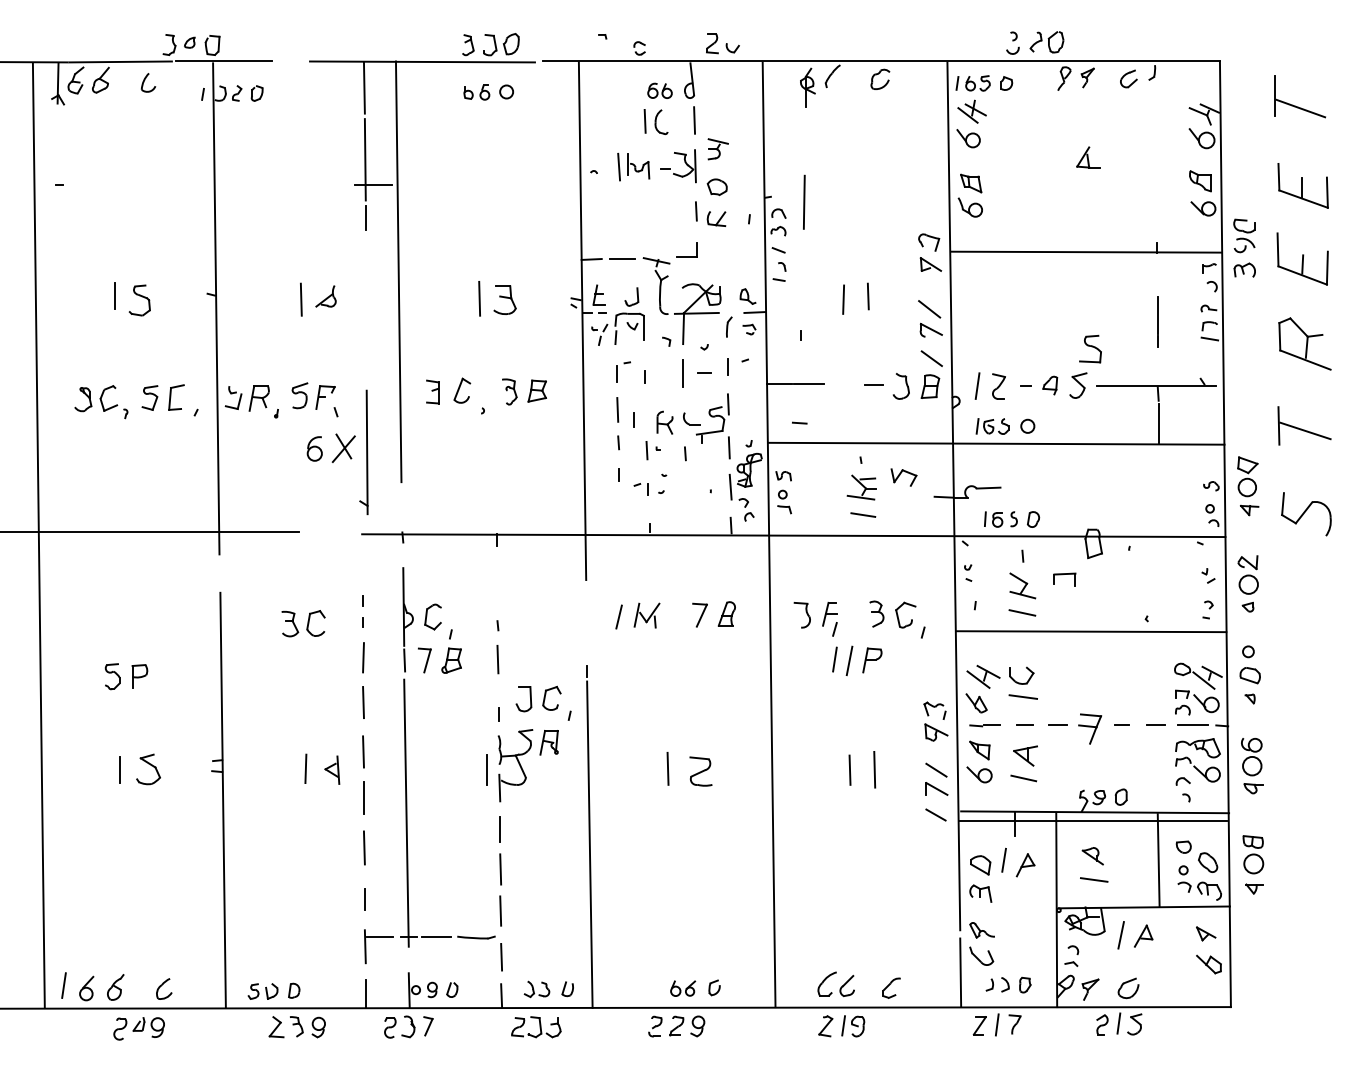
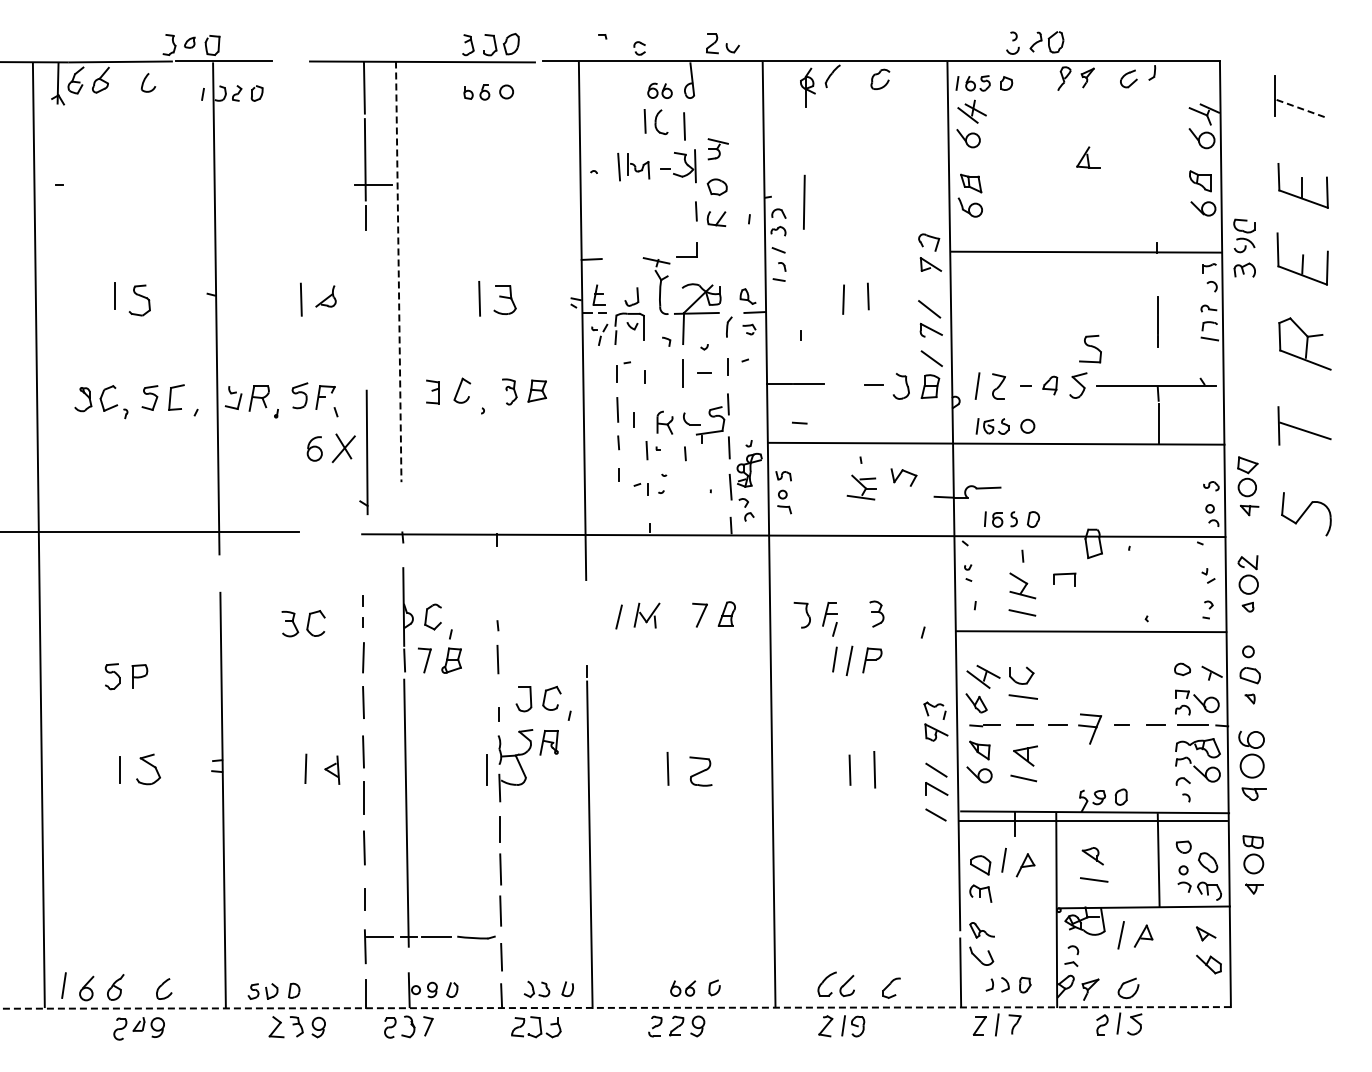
line: solid -> dashed (1300, 108)
line position: (694, 120) -> (684, 126) (684, 126)
line: present -> none (621, 259)
line: solid -> dashed (398, 272)
line: present -> none (863, 514)
part: present -> none (898, 614)
line: present -> none (1203, 680)
part size: 23x57 px -> 29x71 px (1252, 765)
line: solid -> dashed (615, 1007)
